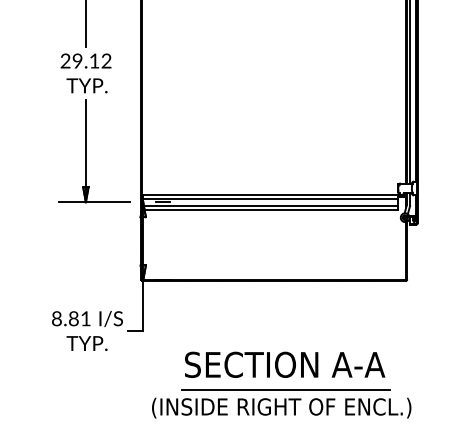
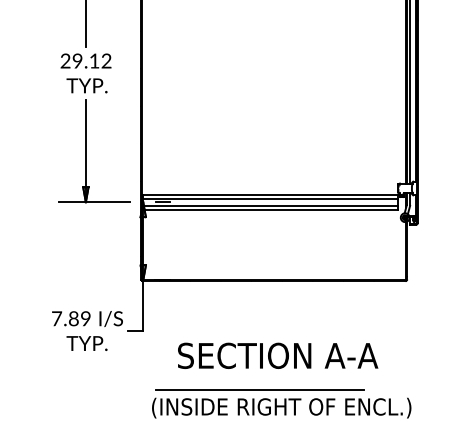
text: 8.81 -> 7.89 (71, 318)
text position: (285, 364) -> (278, 355) (278, 355)
line position: (285, 389) -> (259, 389) (259, 389)
